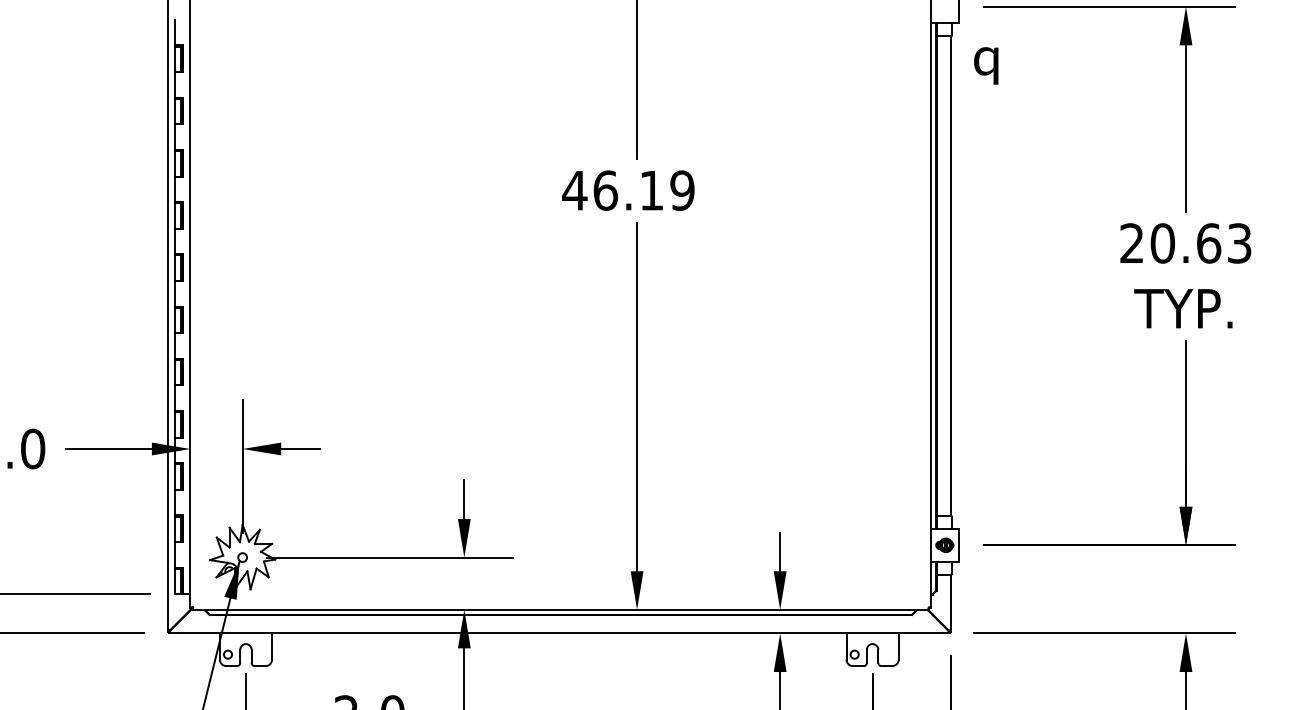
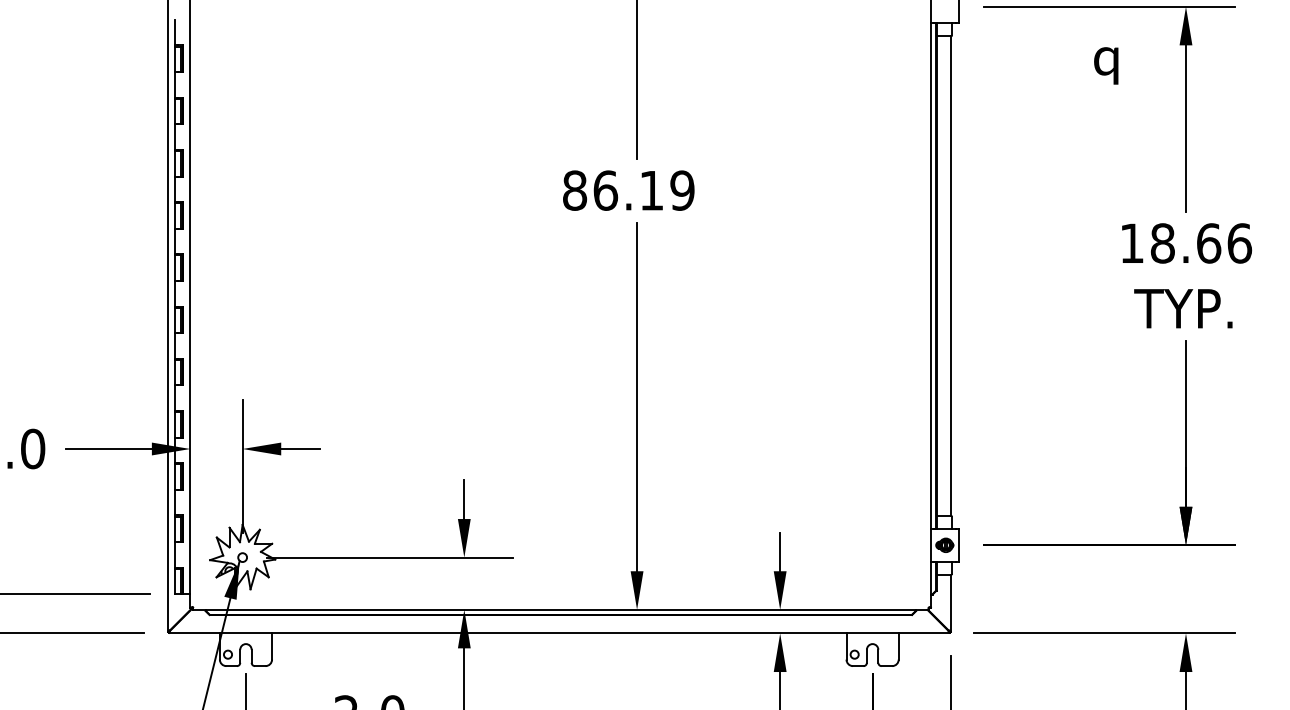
text position: (986, 65) -> (1106, 65) (1106, 65)
text: 46.19 -> 86.19 (574, 190)
text: 20.63 -> 18.66 (1186, 243)
